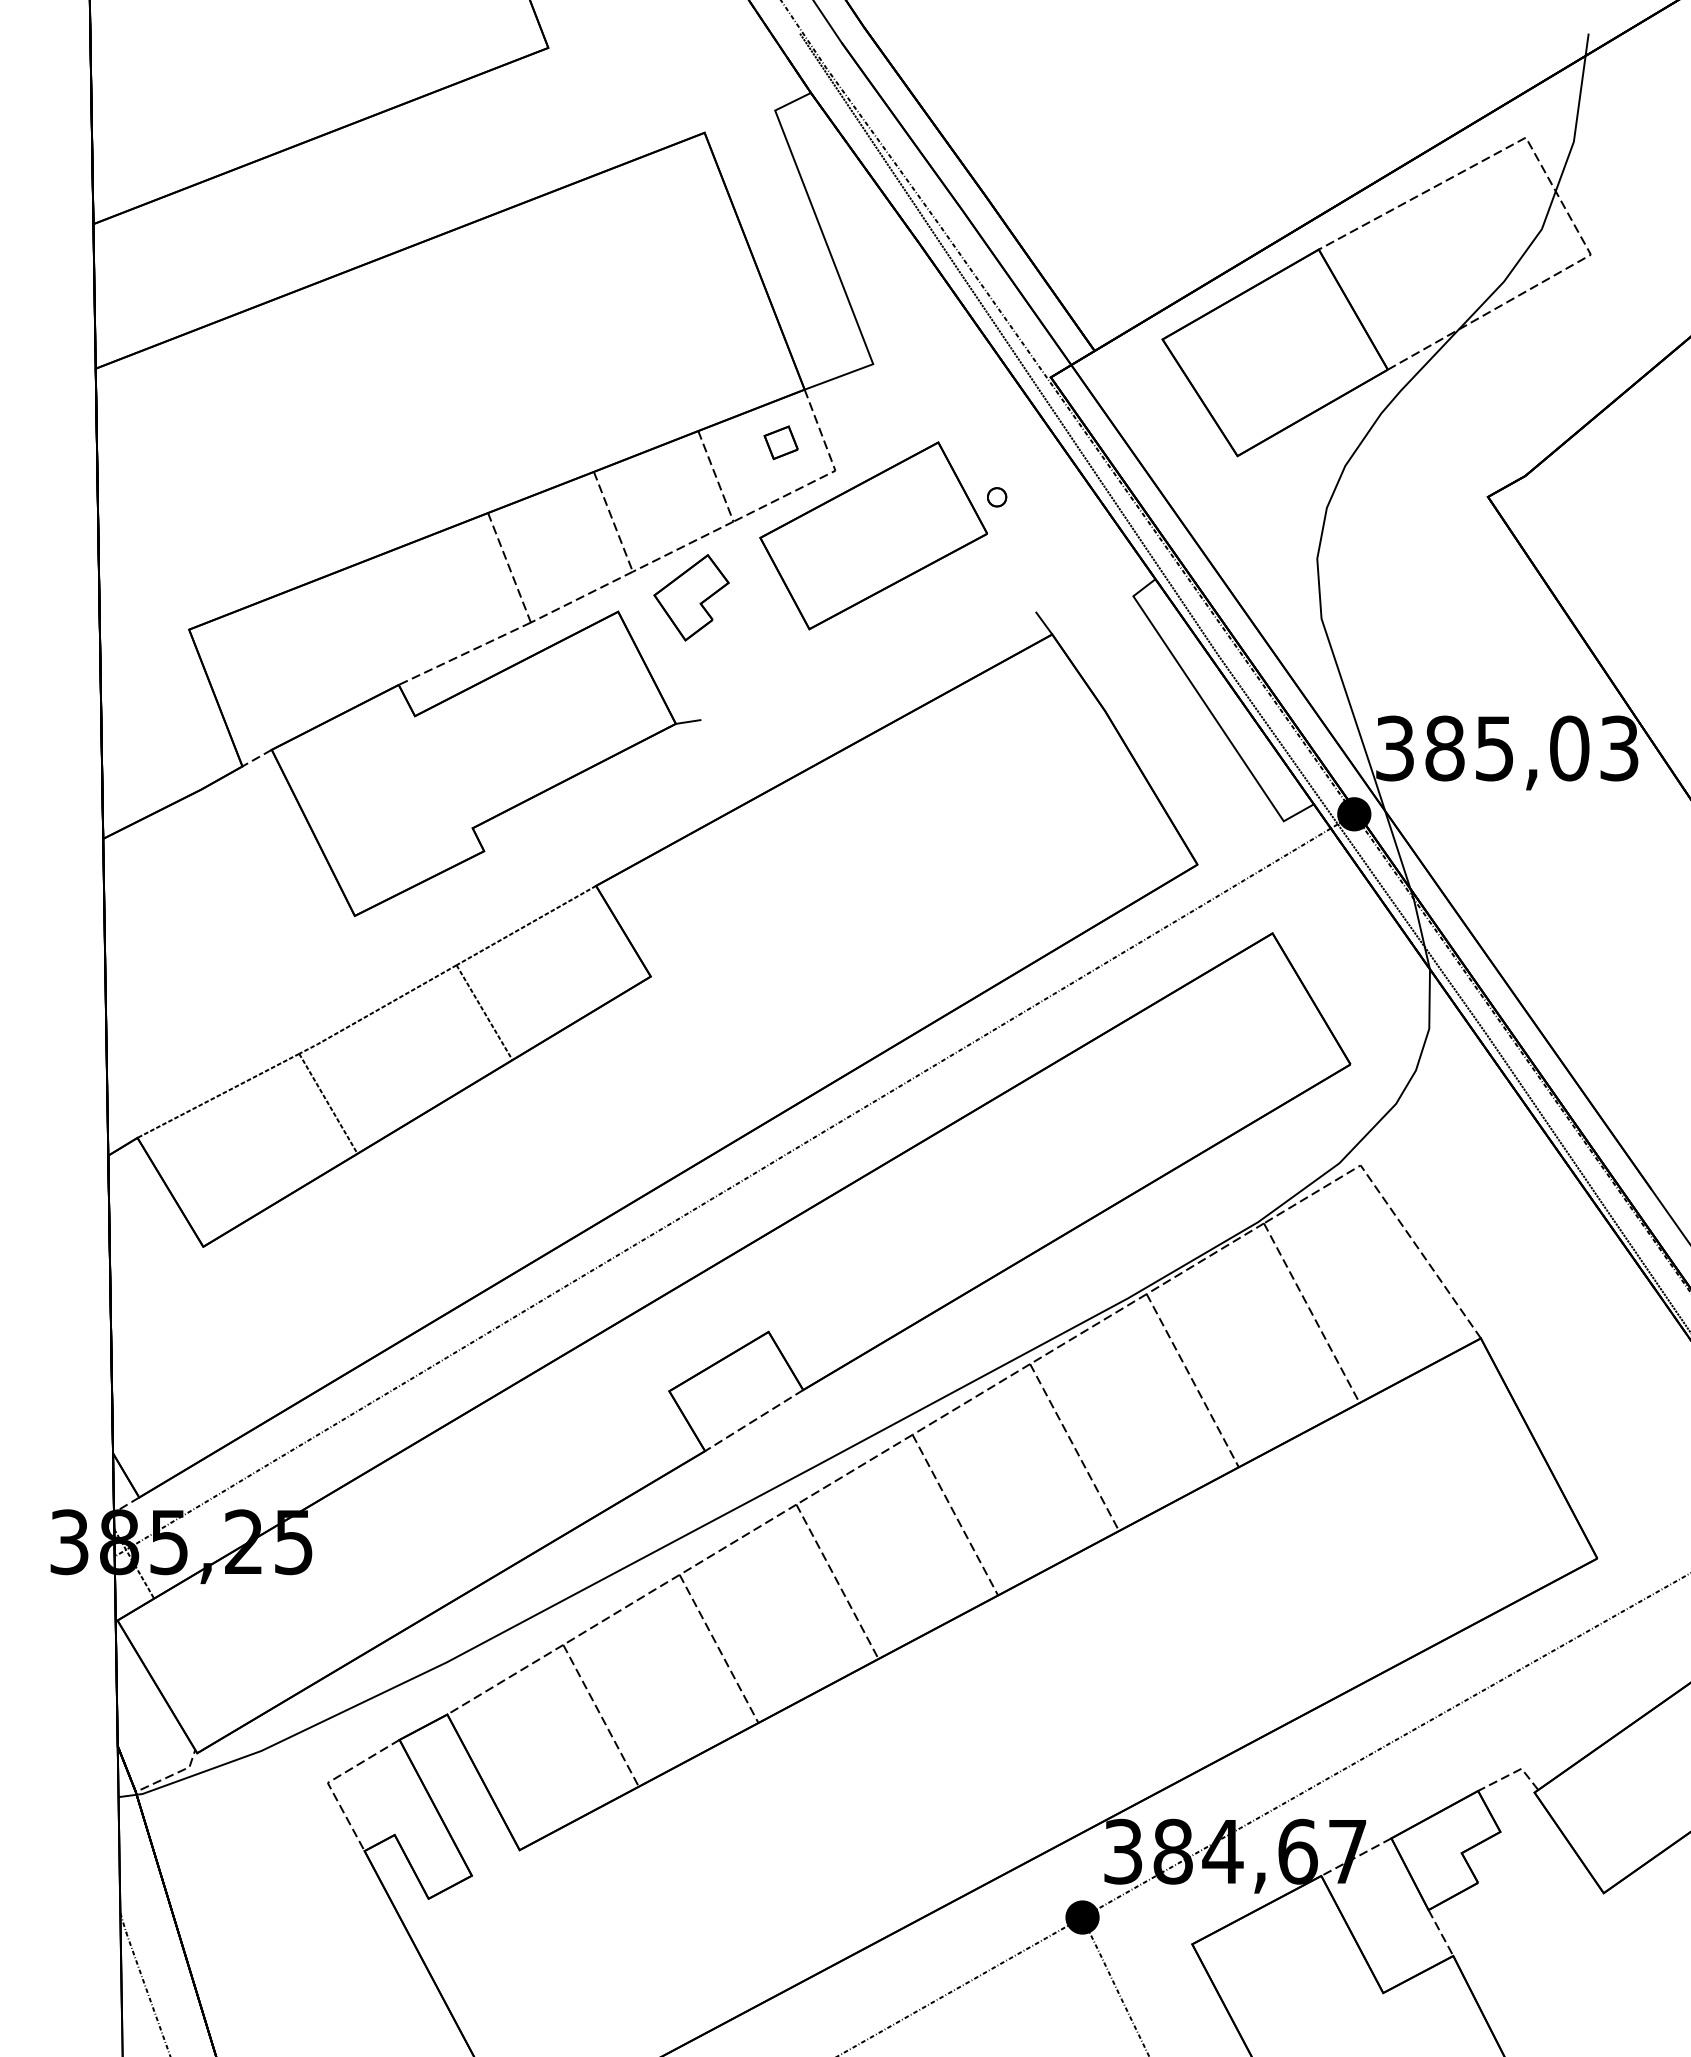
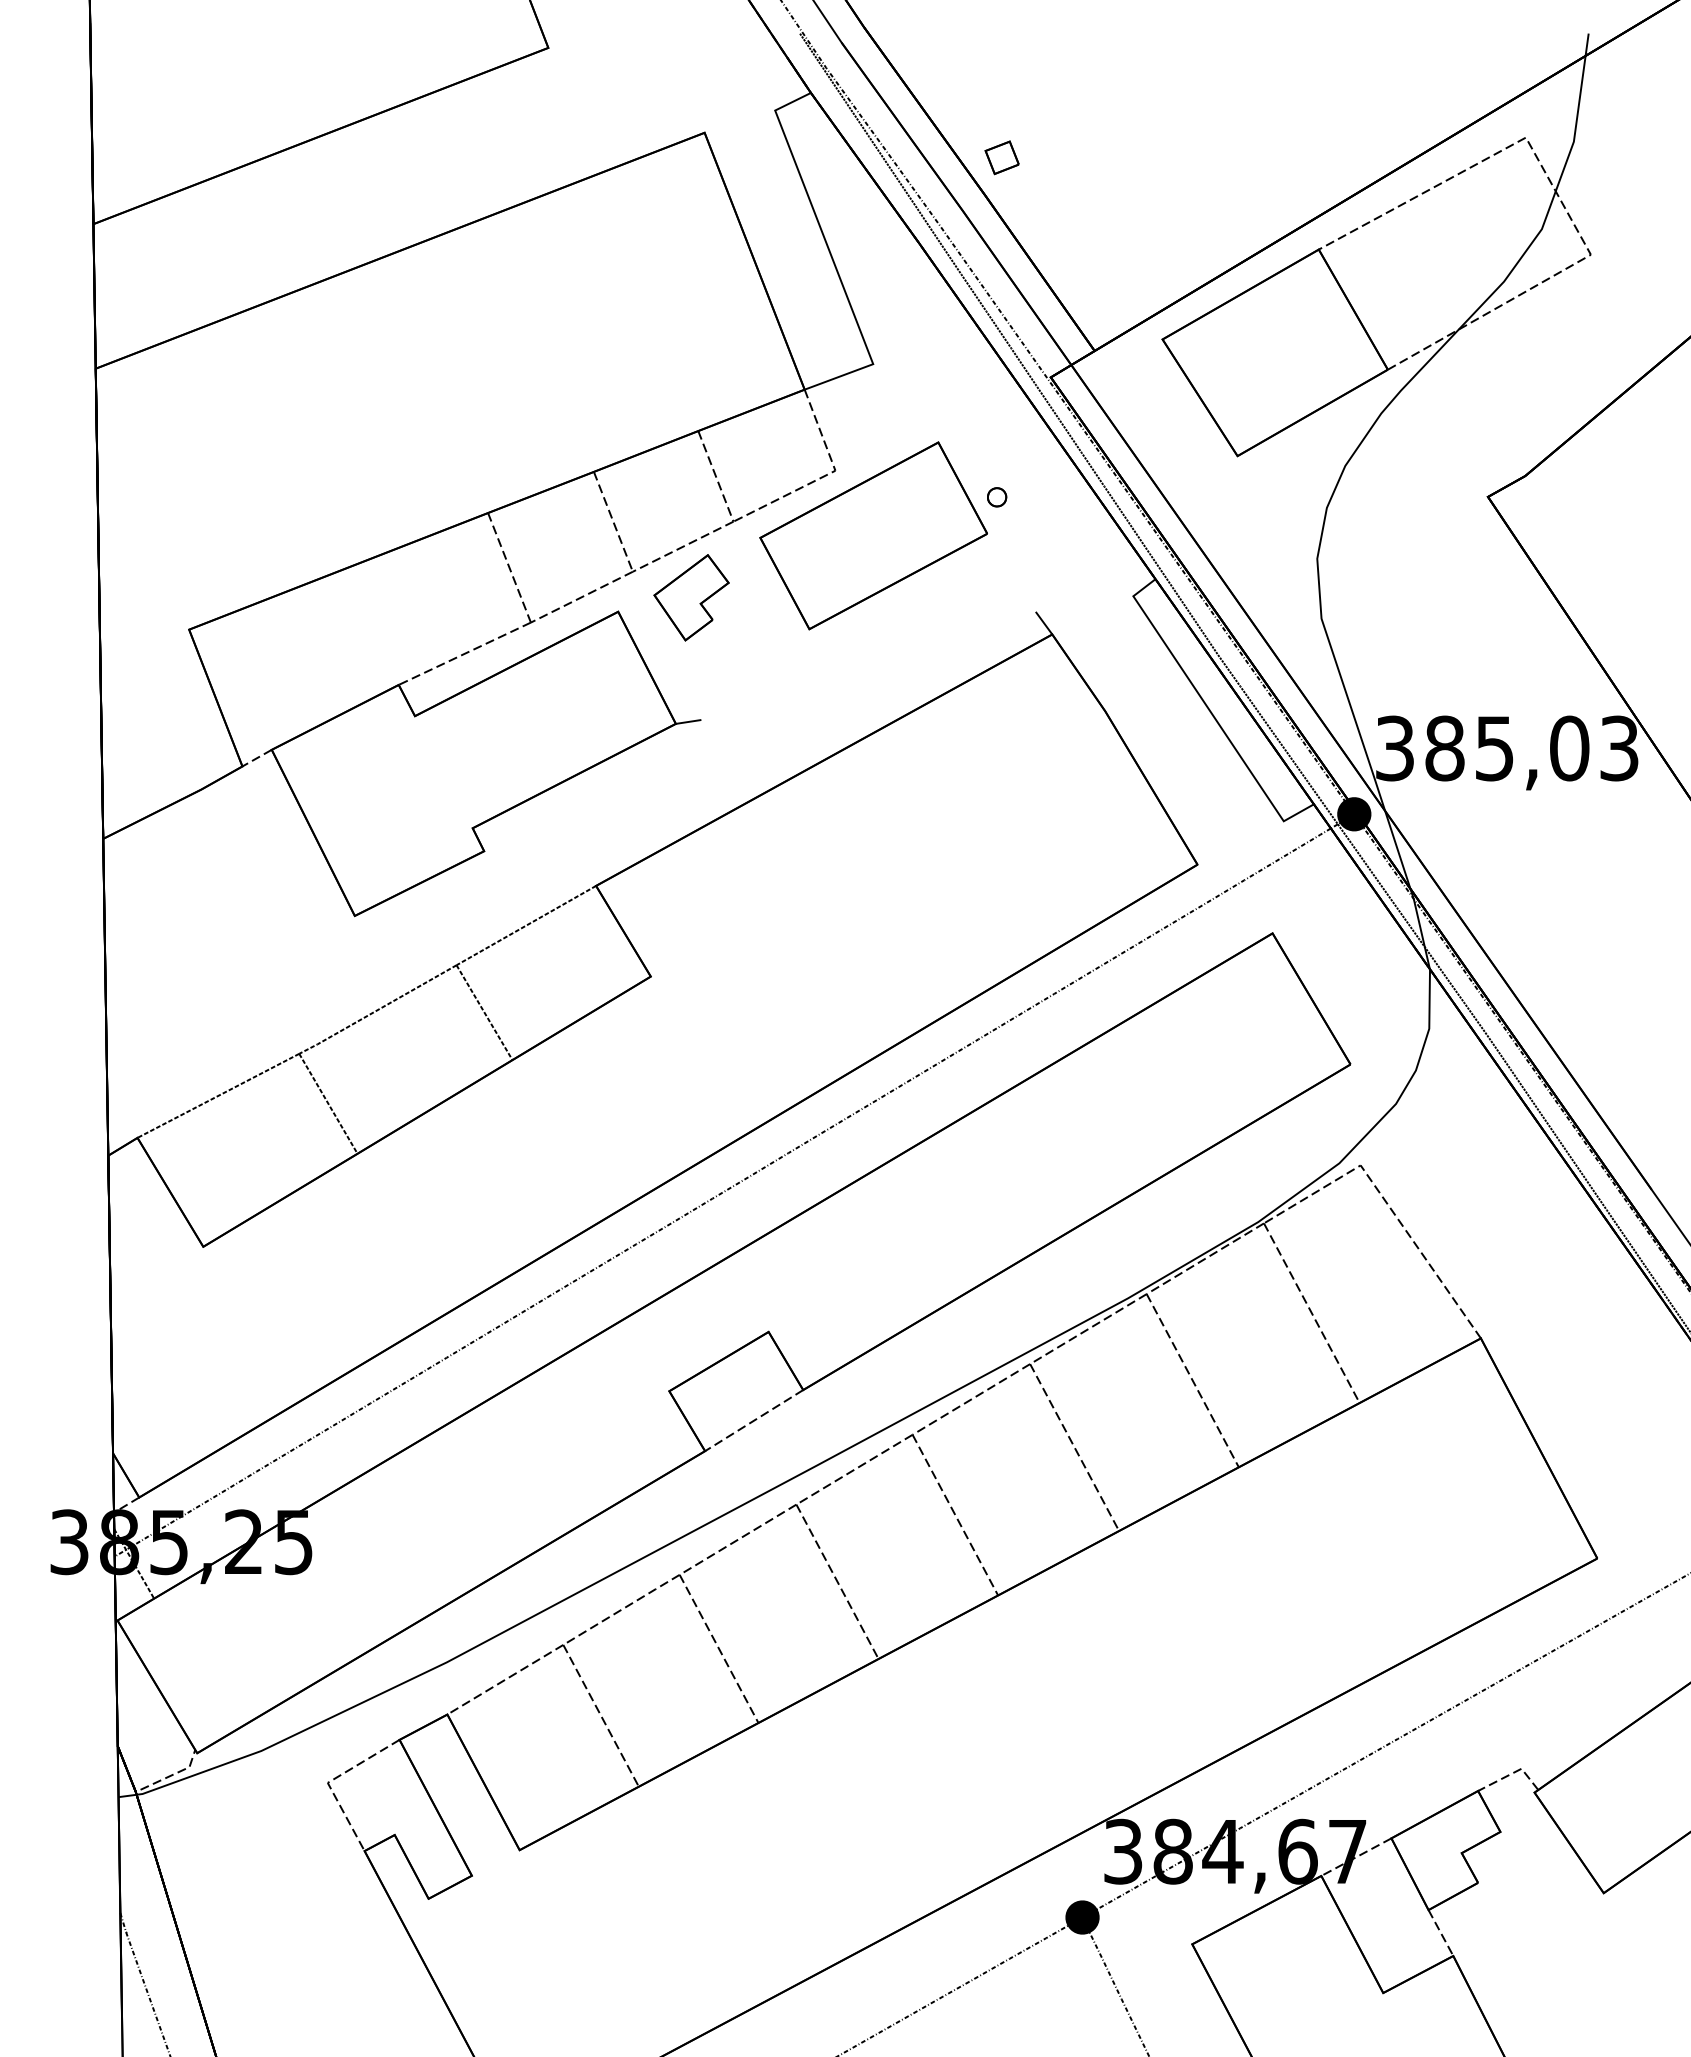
part position: (780, 442) -> (1001, 157) (1001, 157)
